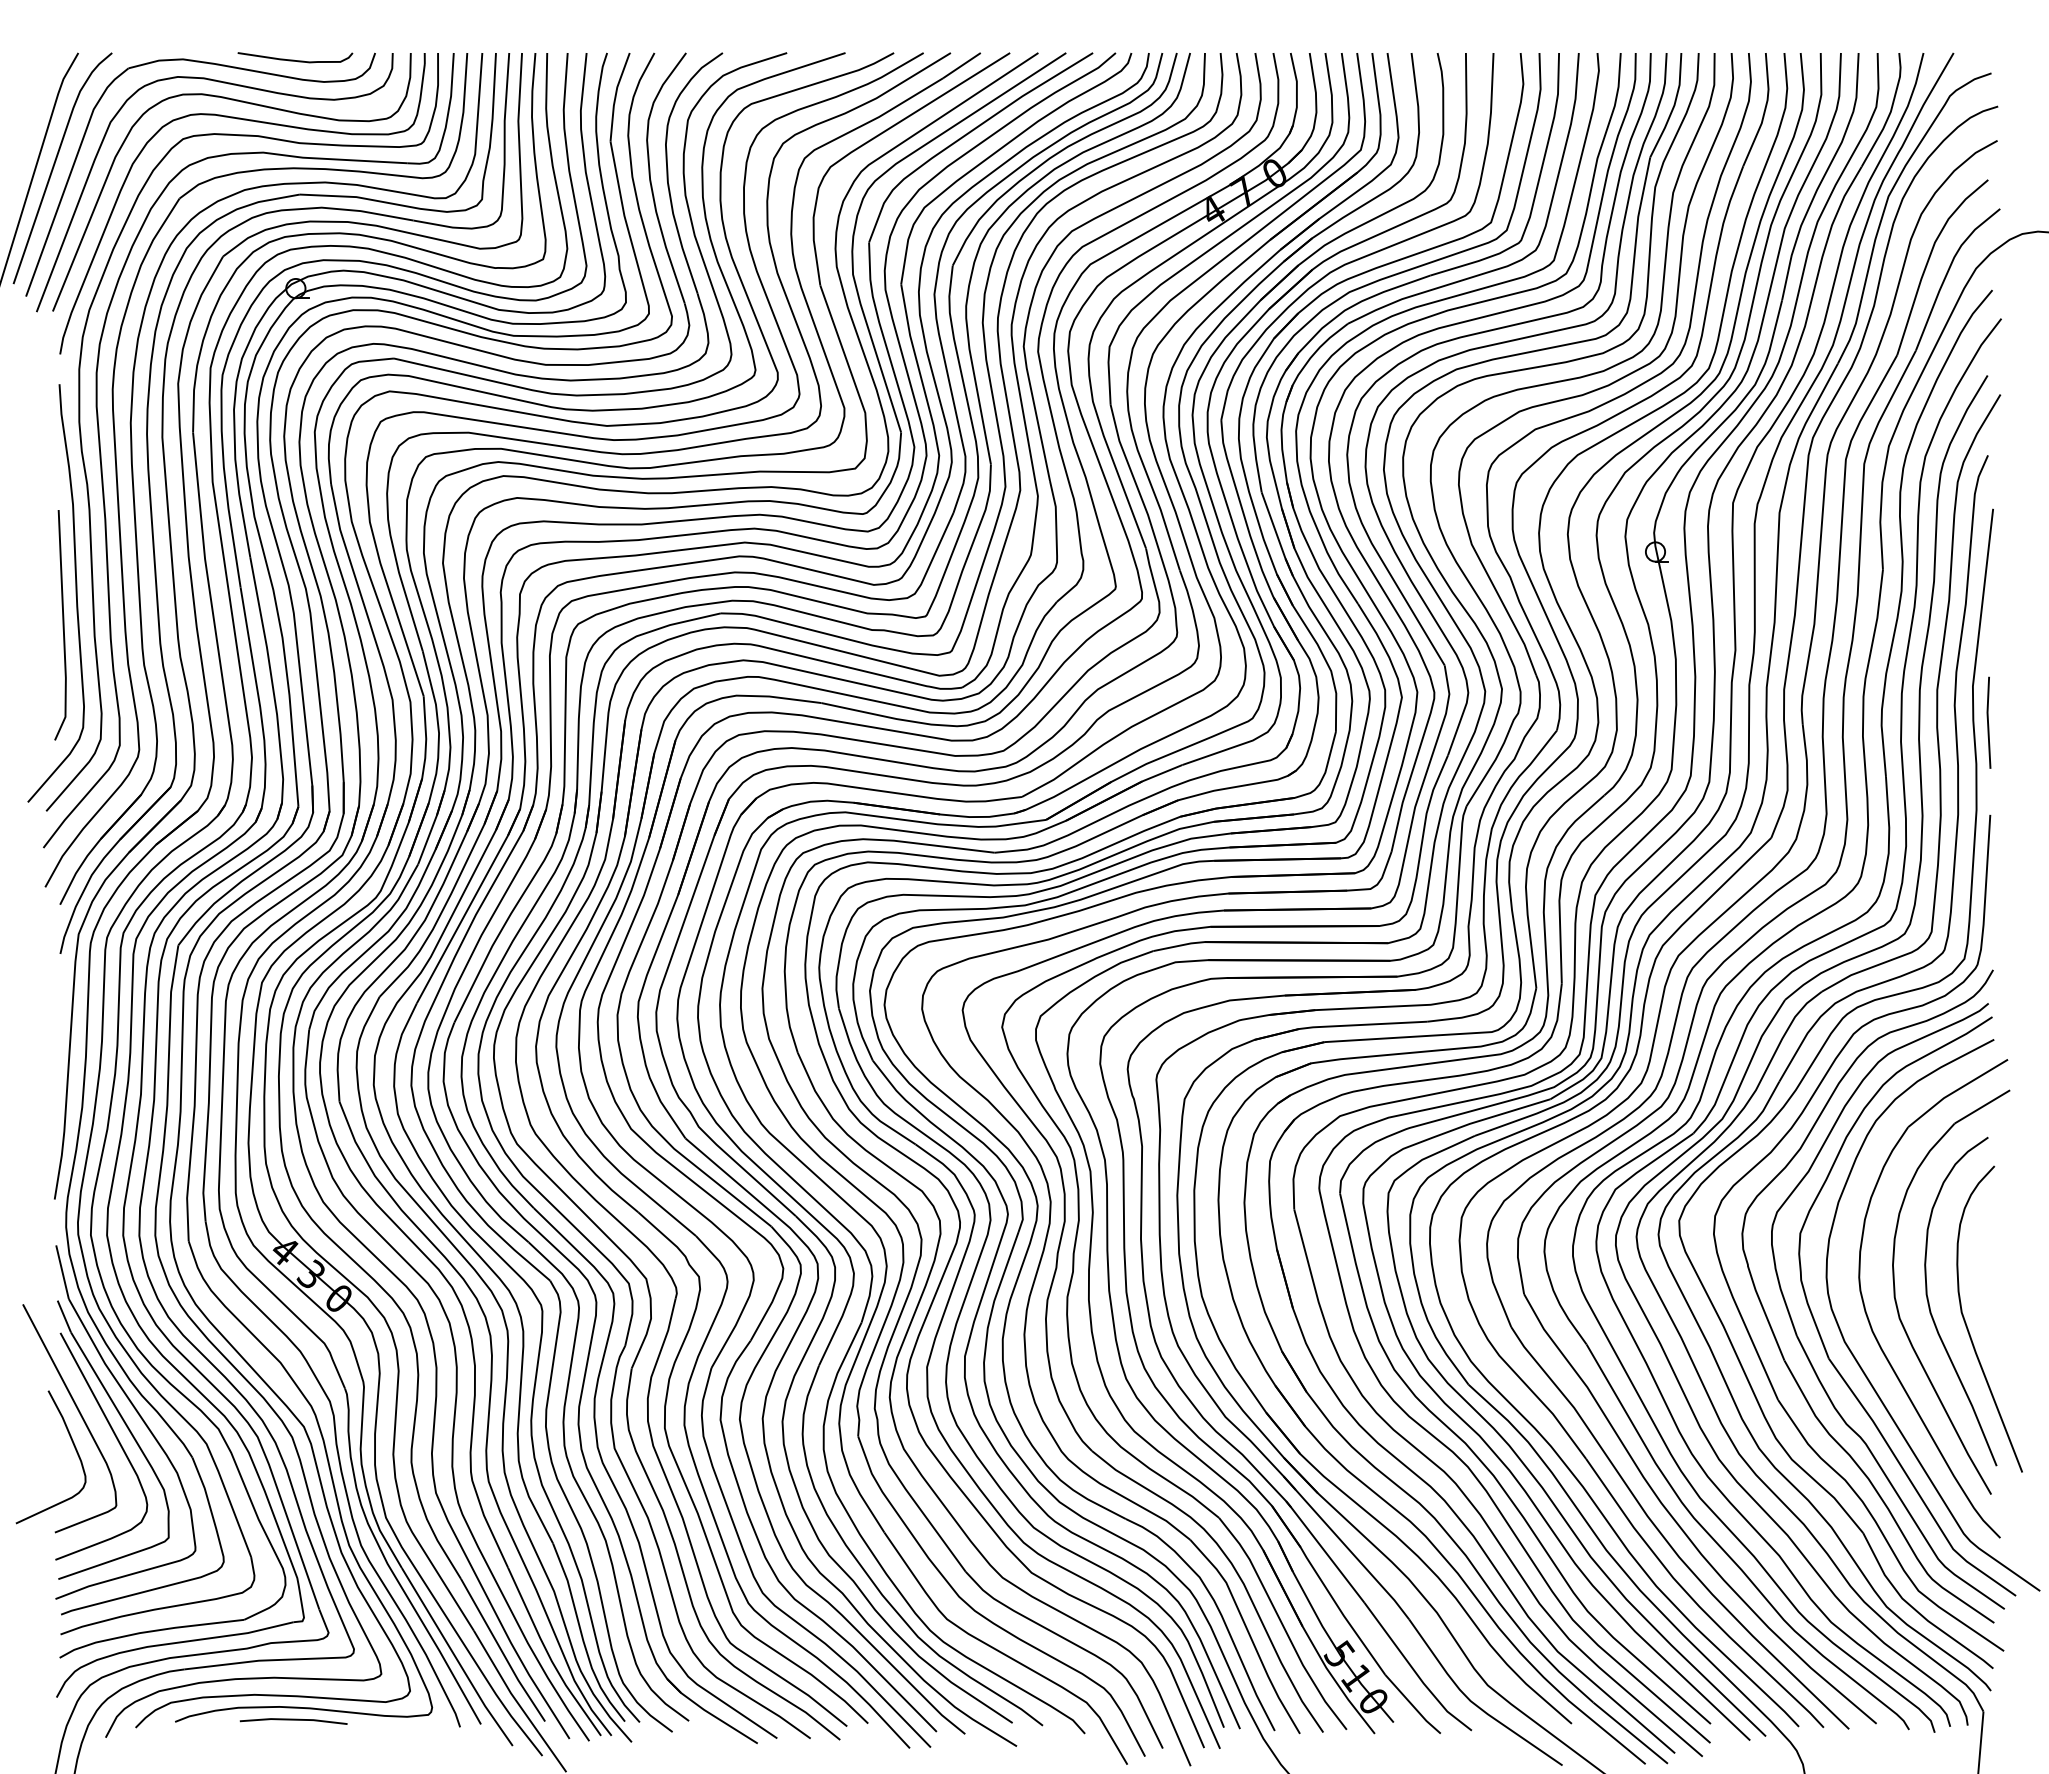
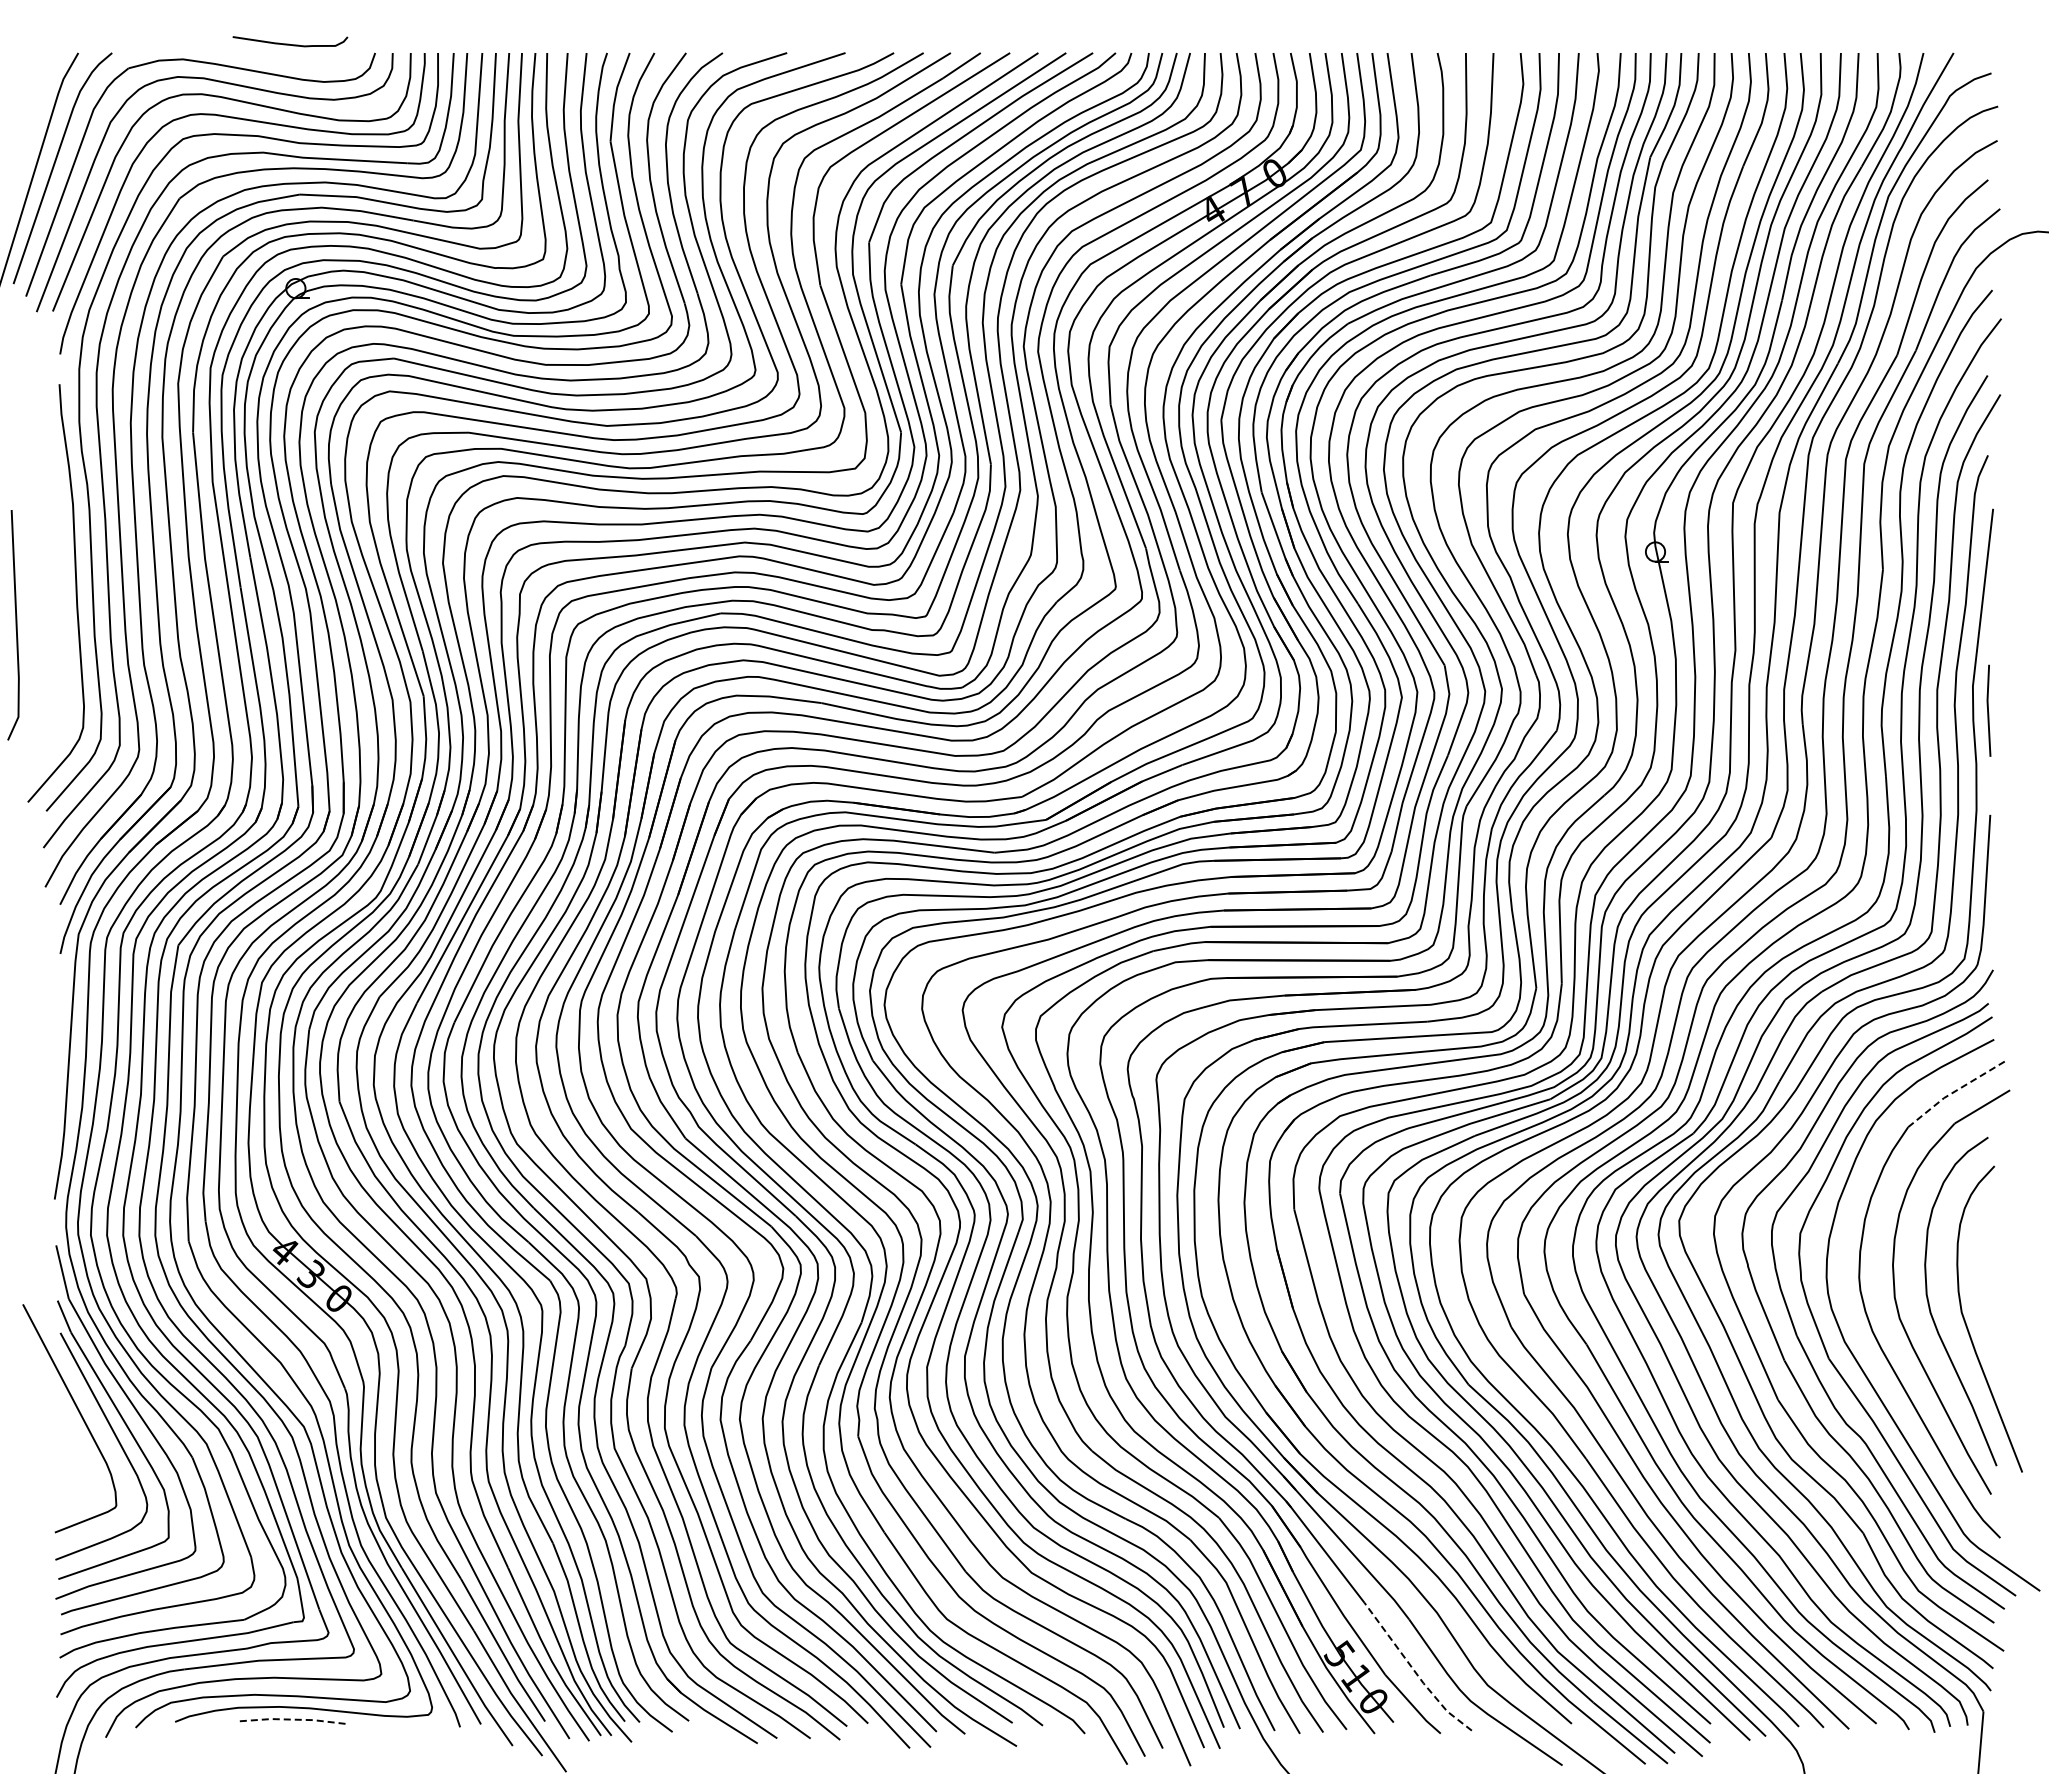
curve position: (294, 59) -> (289, 43) (289, 43)
line position: (62, 625) -> (15, 625) (15, 625)
line position: (1988, 722) -> (1988, 710) (1988, 710)
line: solid -> dashed (1955, 1090)
curve: present -> none (73, 1446)
line: solid -> dashed (1414, 1671)
line: solid -> dashed (293, 1719)
